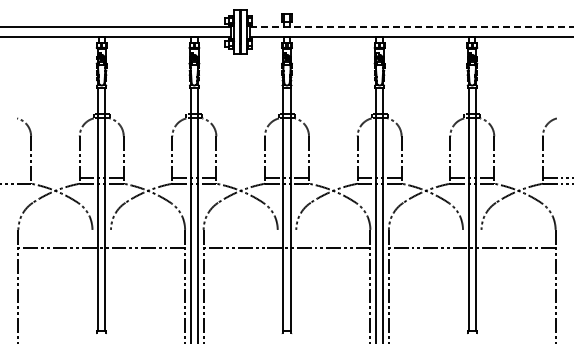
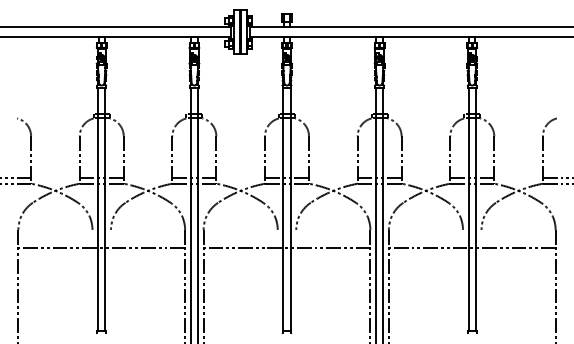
line: dashed -> solid (411, 27)
line: none -> present (16, 178)
